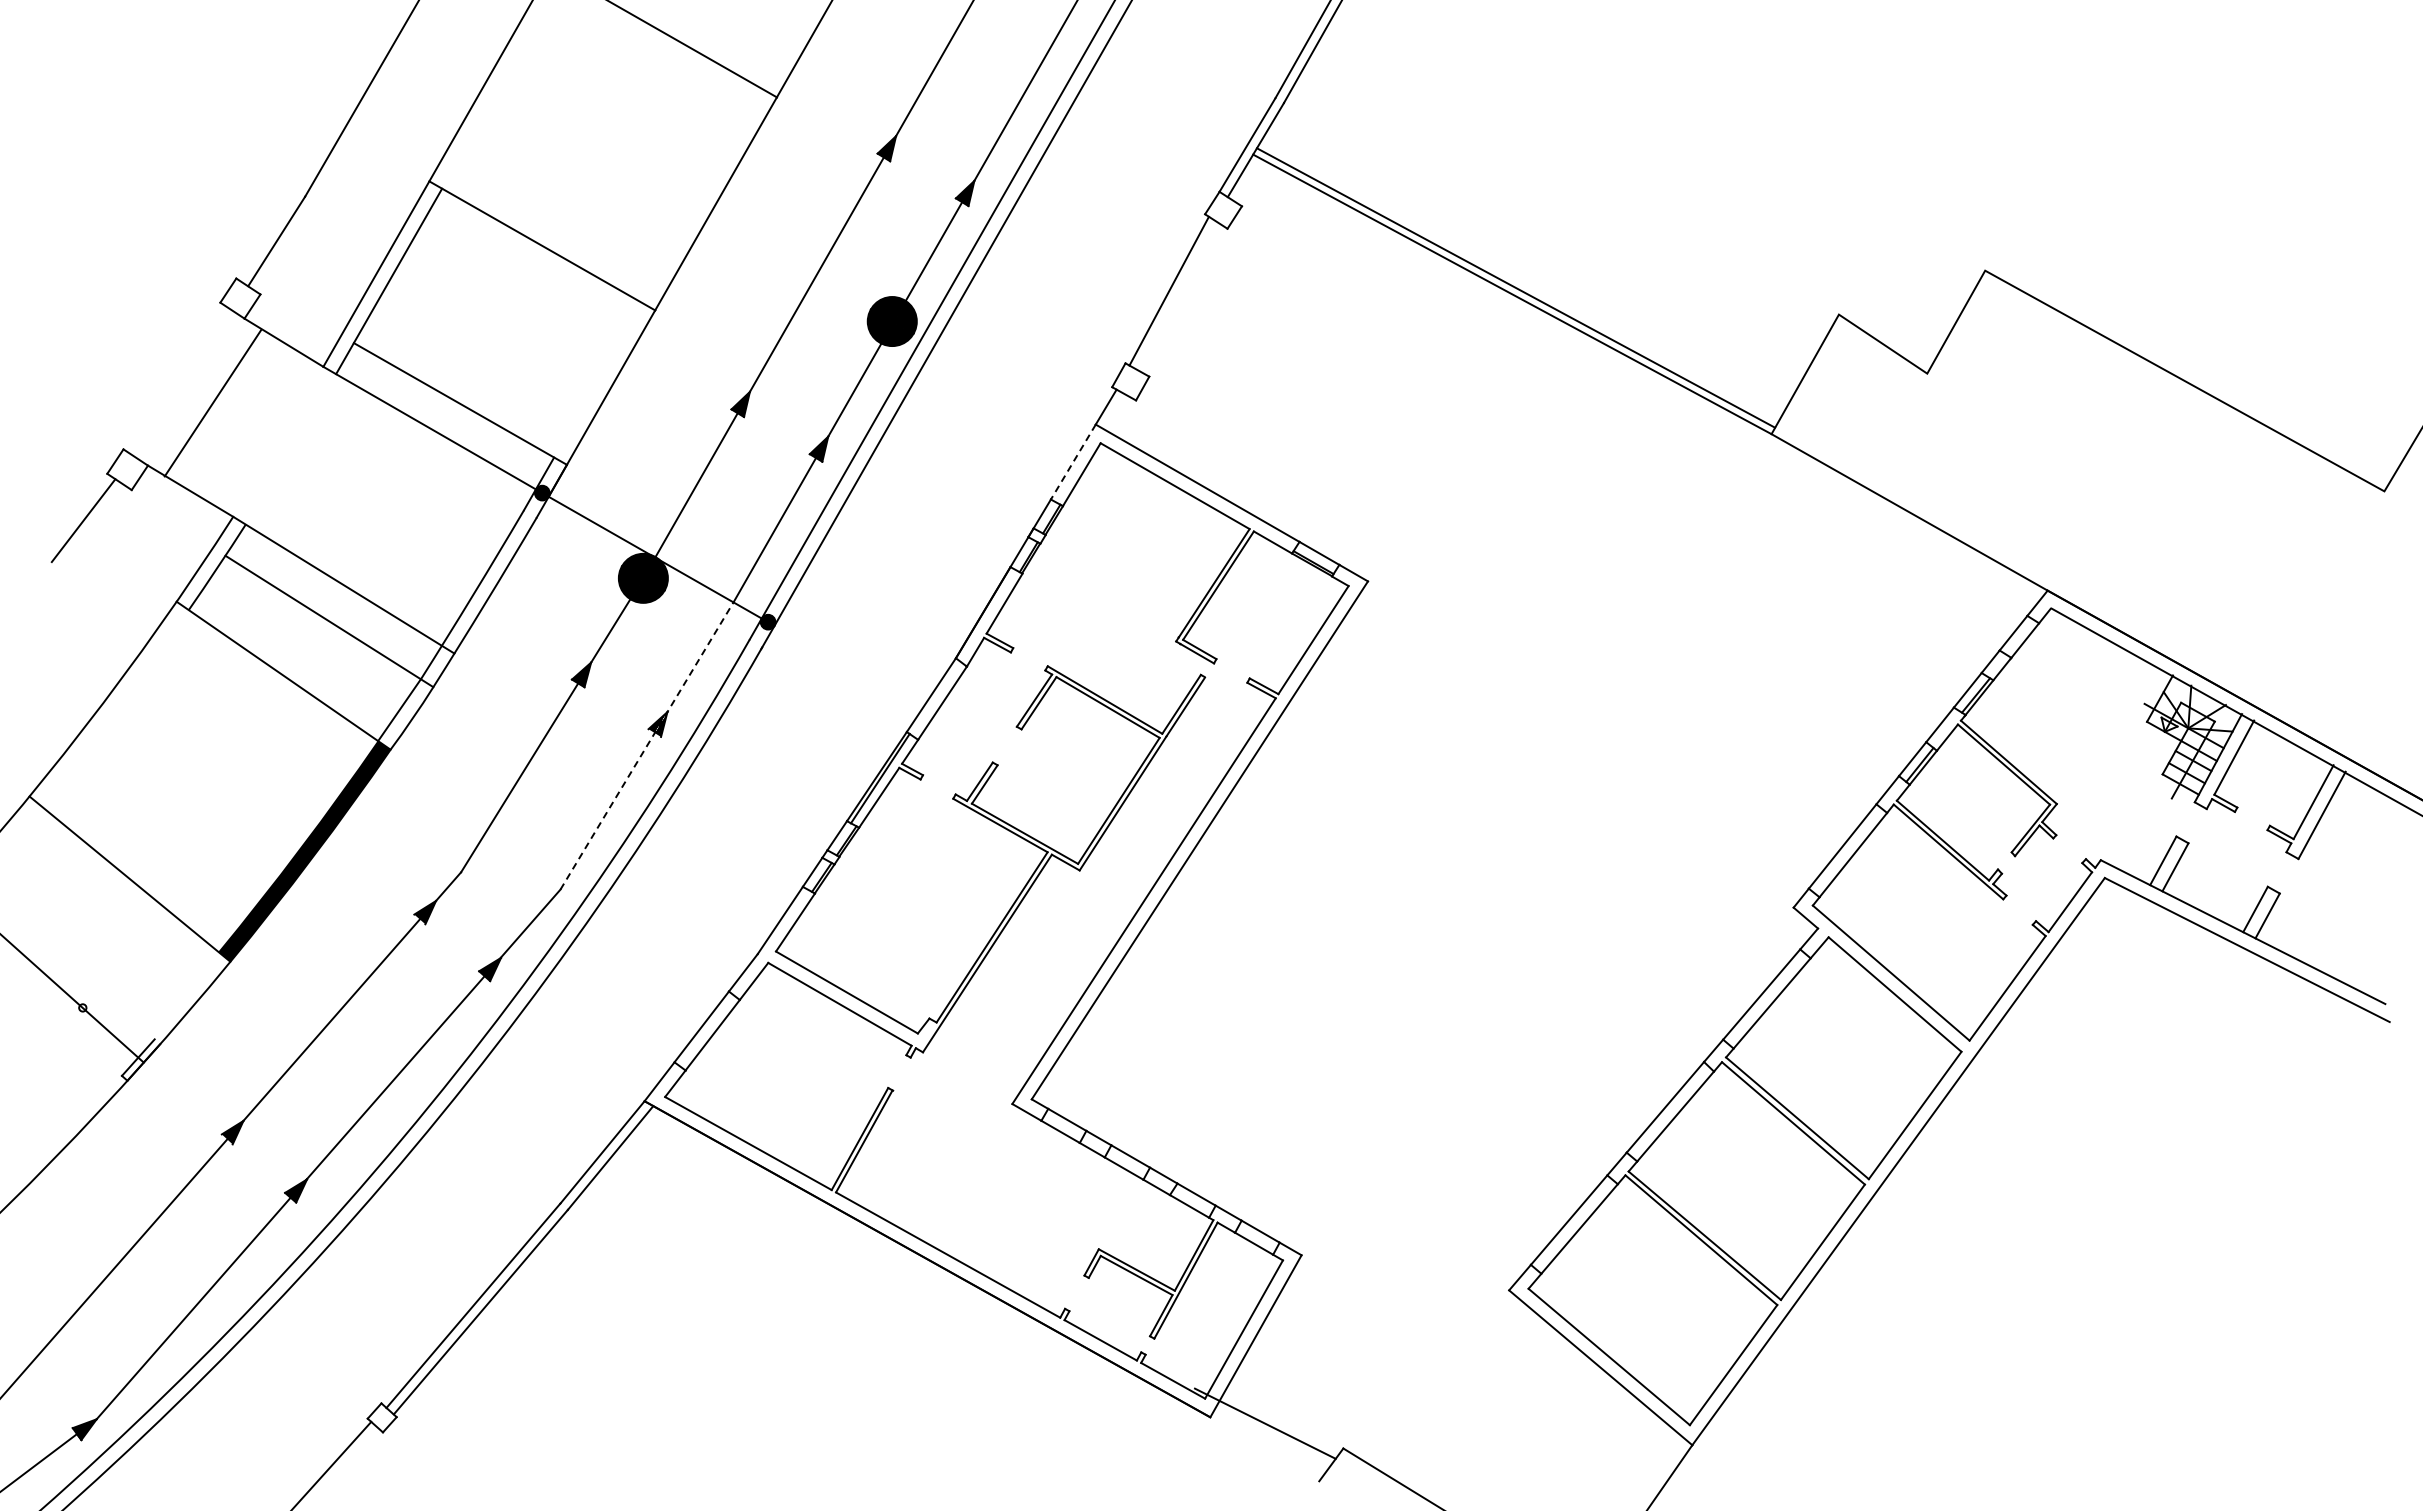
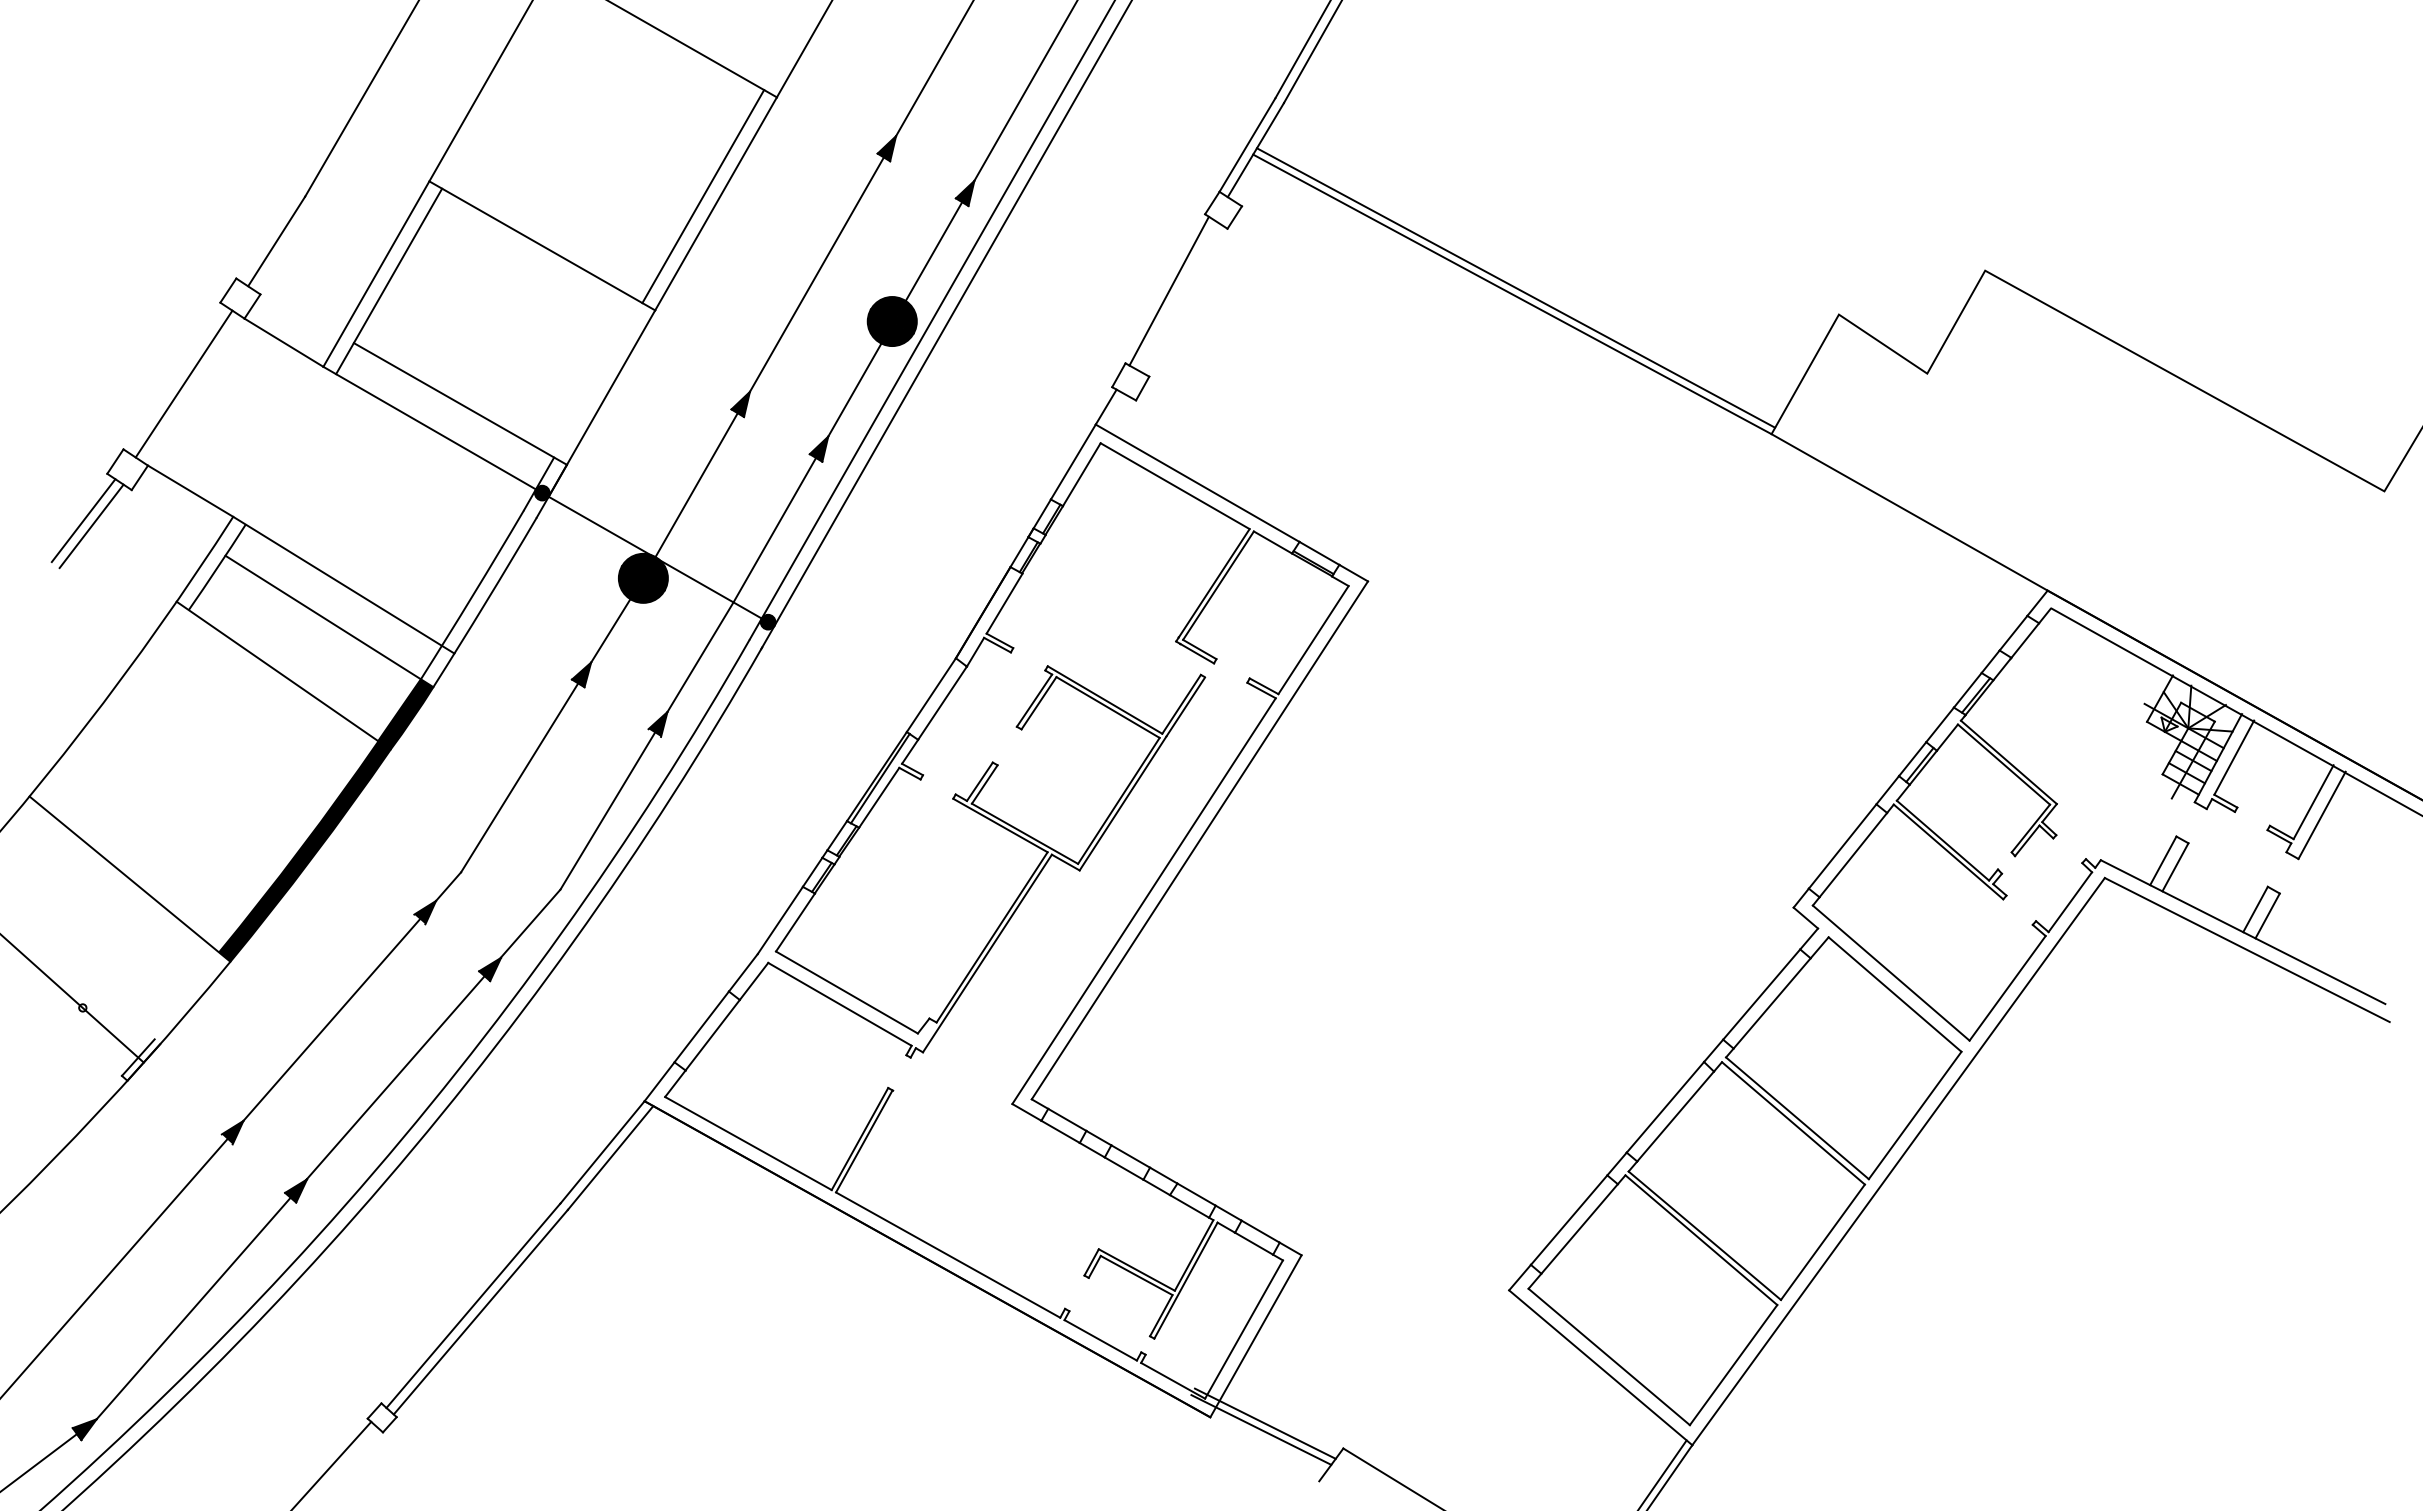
line: none -> present (703, 196)
line position: (212, 402) -> (183, 383) (183, 383)
line: dashed -> solid (1073, 462)
line: none -> present (91, 526)
fill: none -> present (405, 714)
line: dashed -> solid (646, 746)
line: none -> present (1261, 1429)
line: none -> present (1663, 1473)
